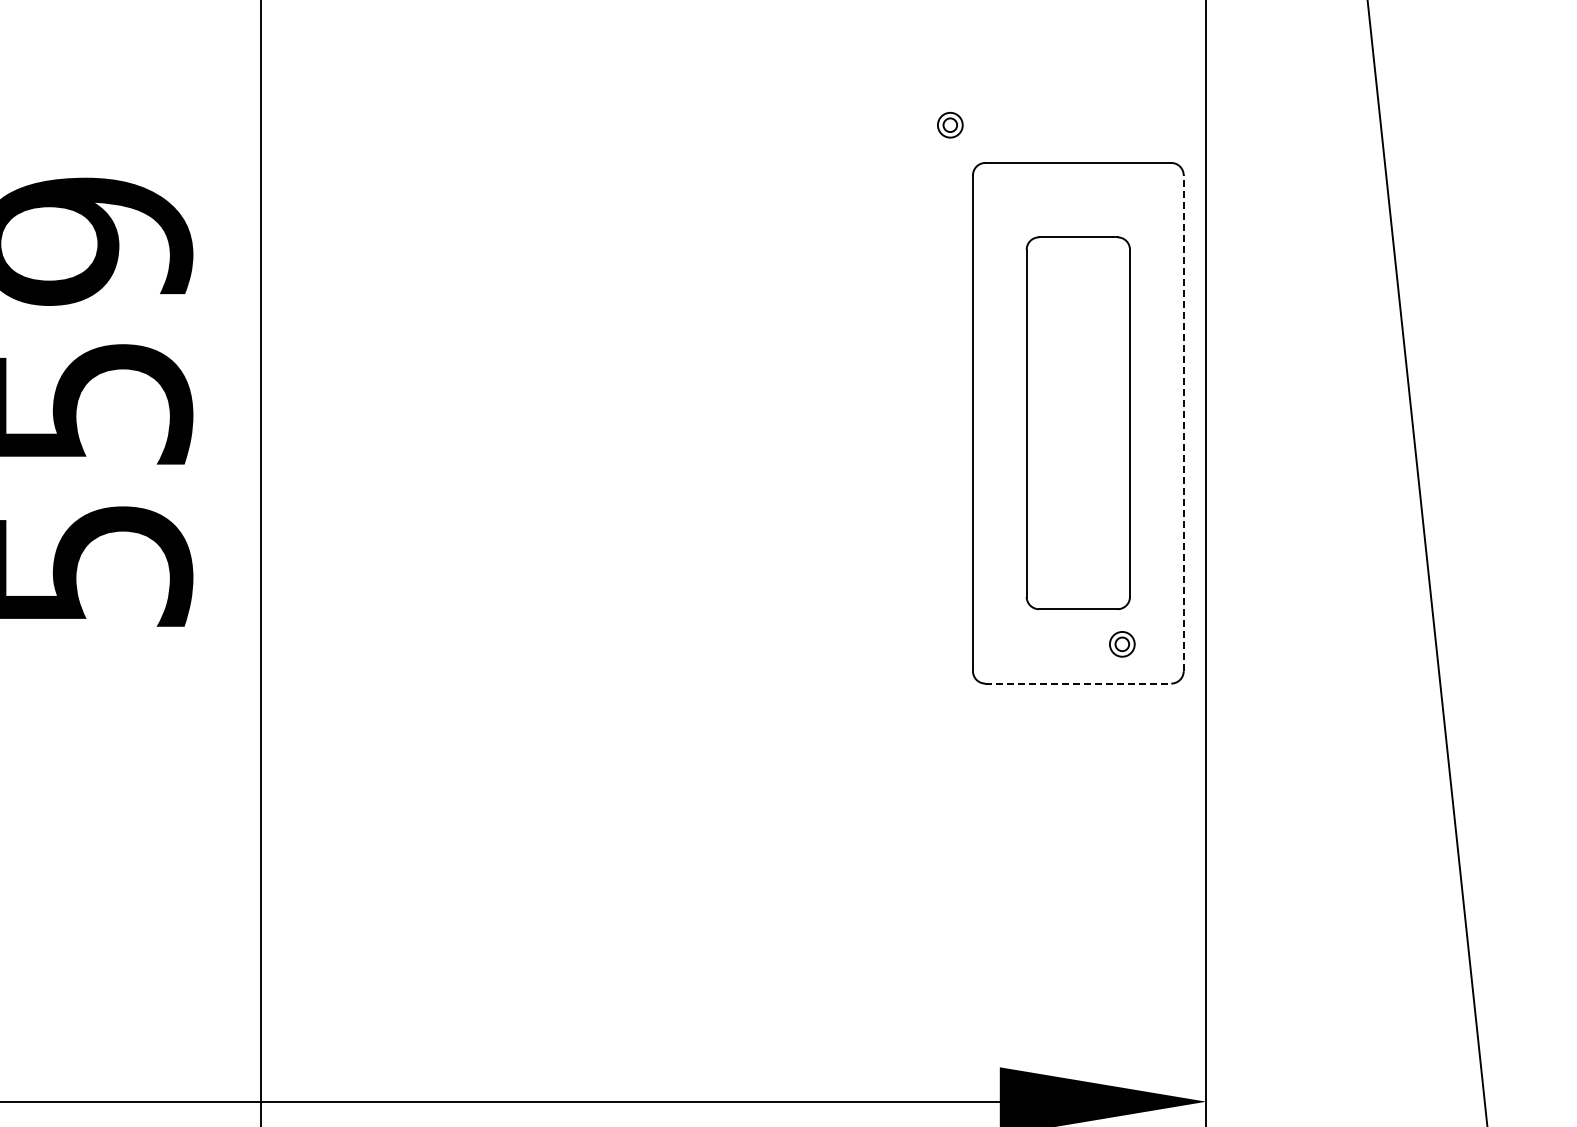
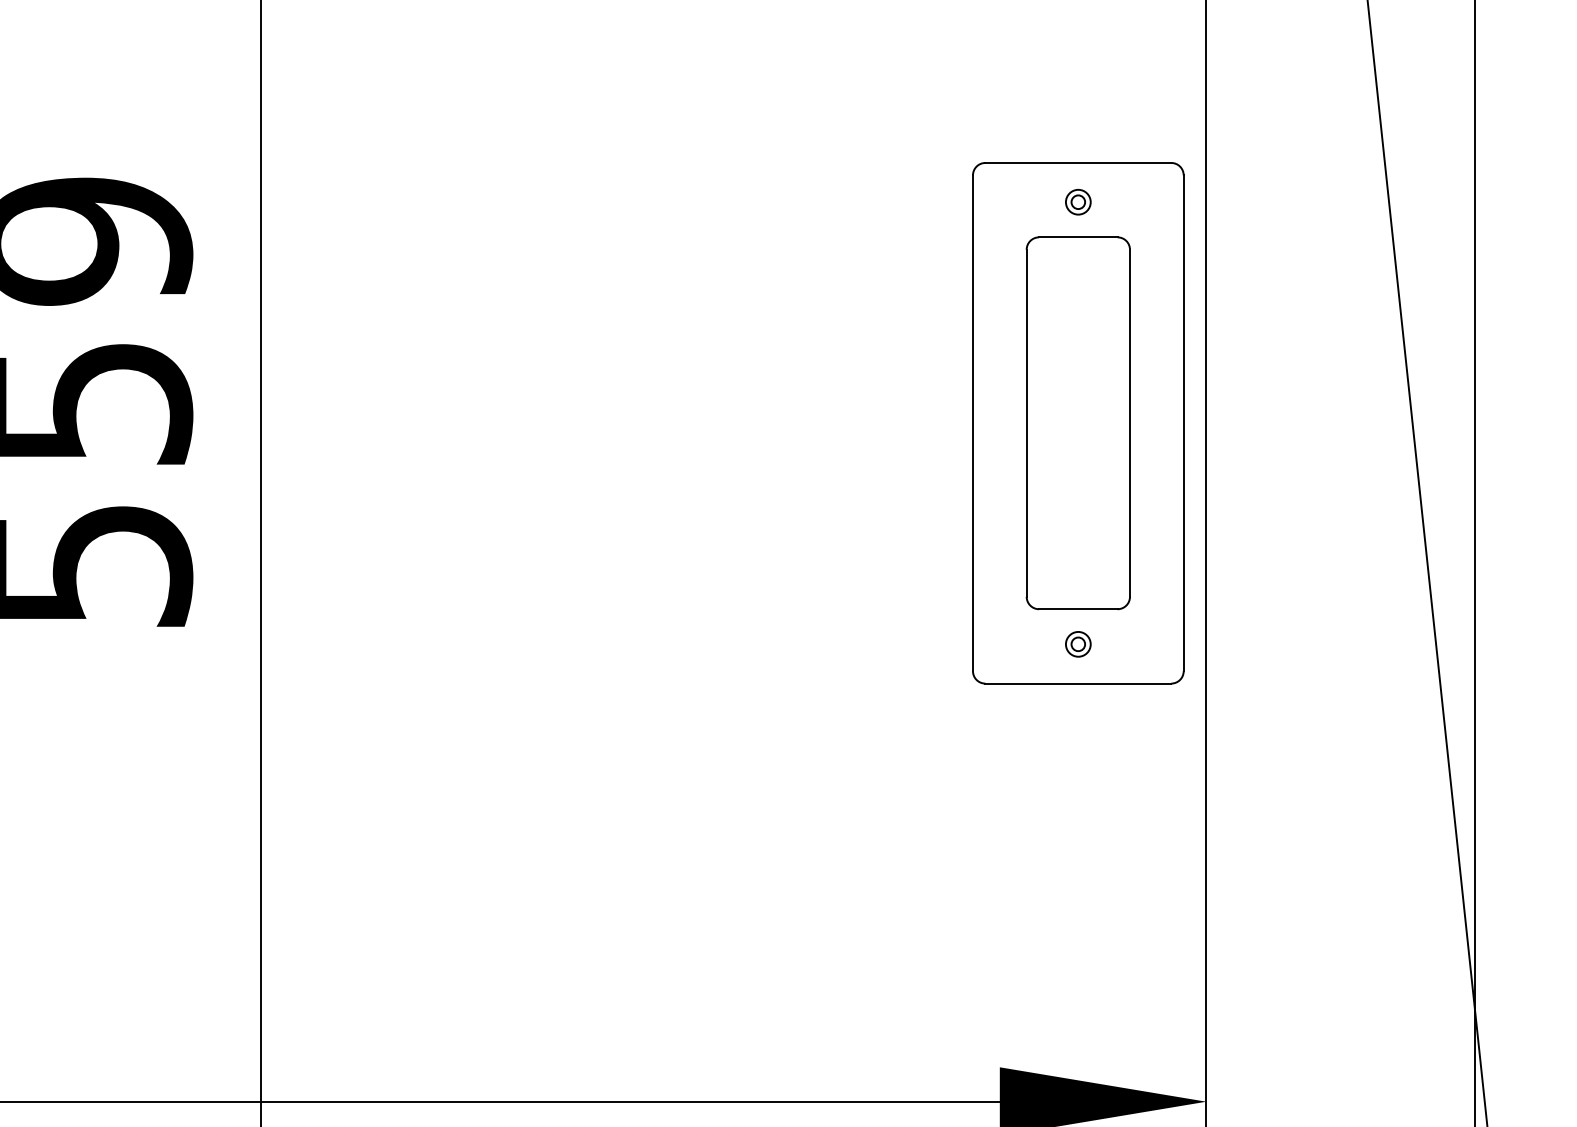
part position: (950, 125) -> (1078, 202) (1078, 202)
line: dashed -> solid (1183, 423)
line: none -> present (1475, 562)
part position: (1122, 644) -> (1078, 644) (1078, 644)
line: dashed -> solid (1078, 683)
